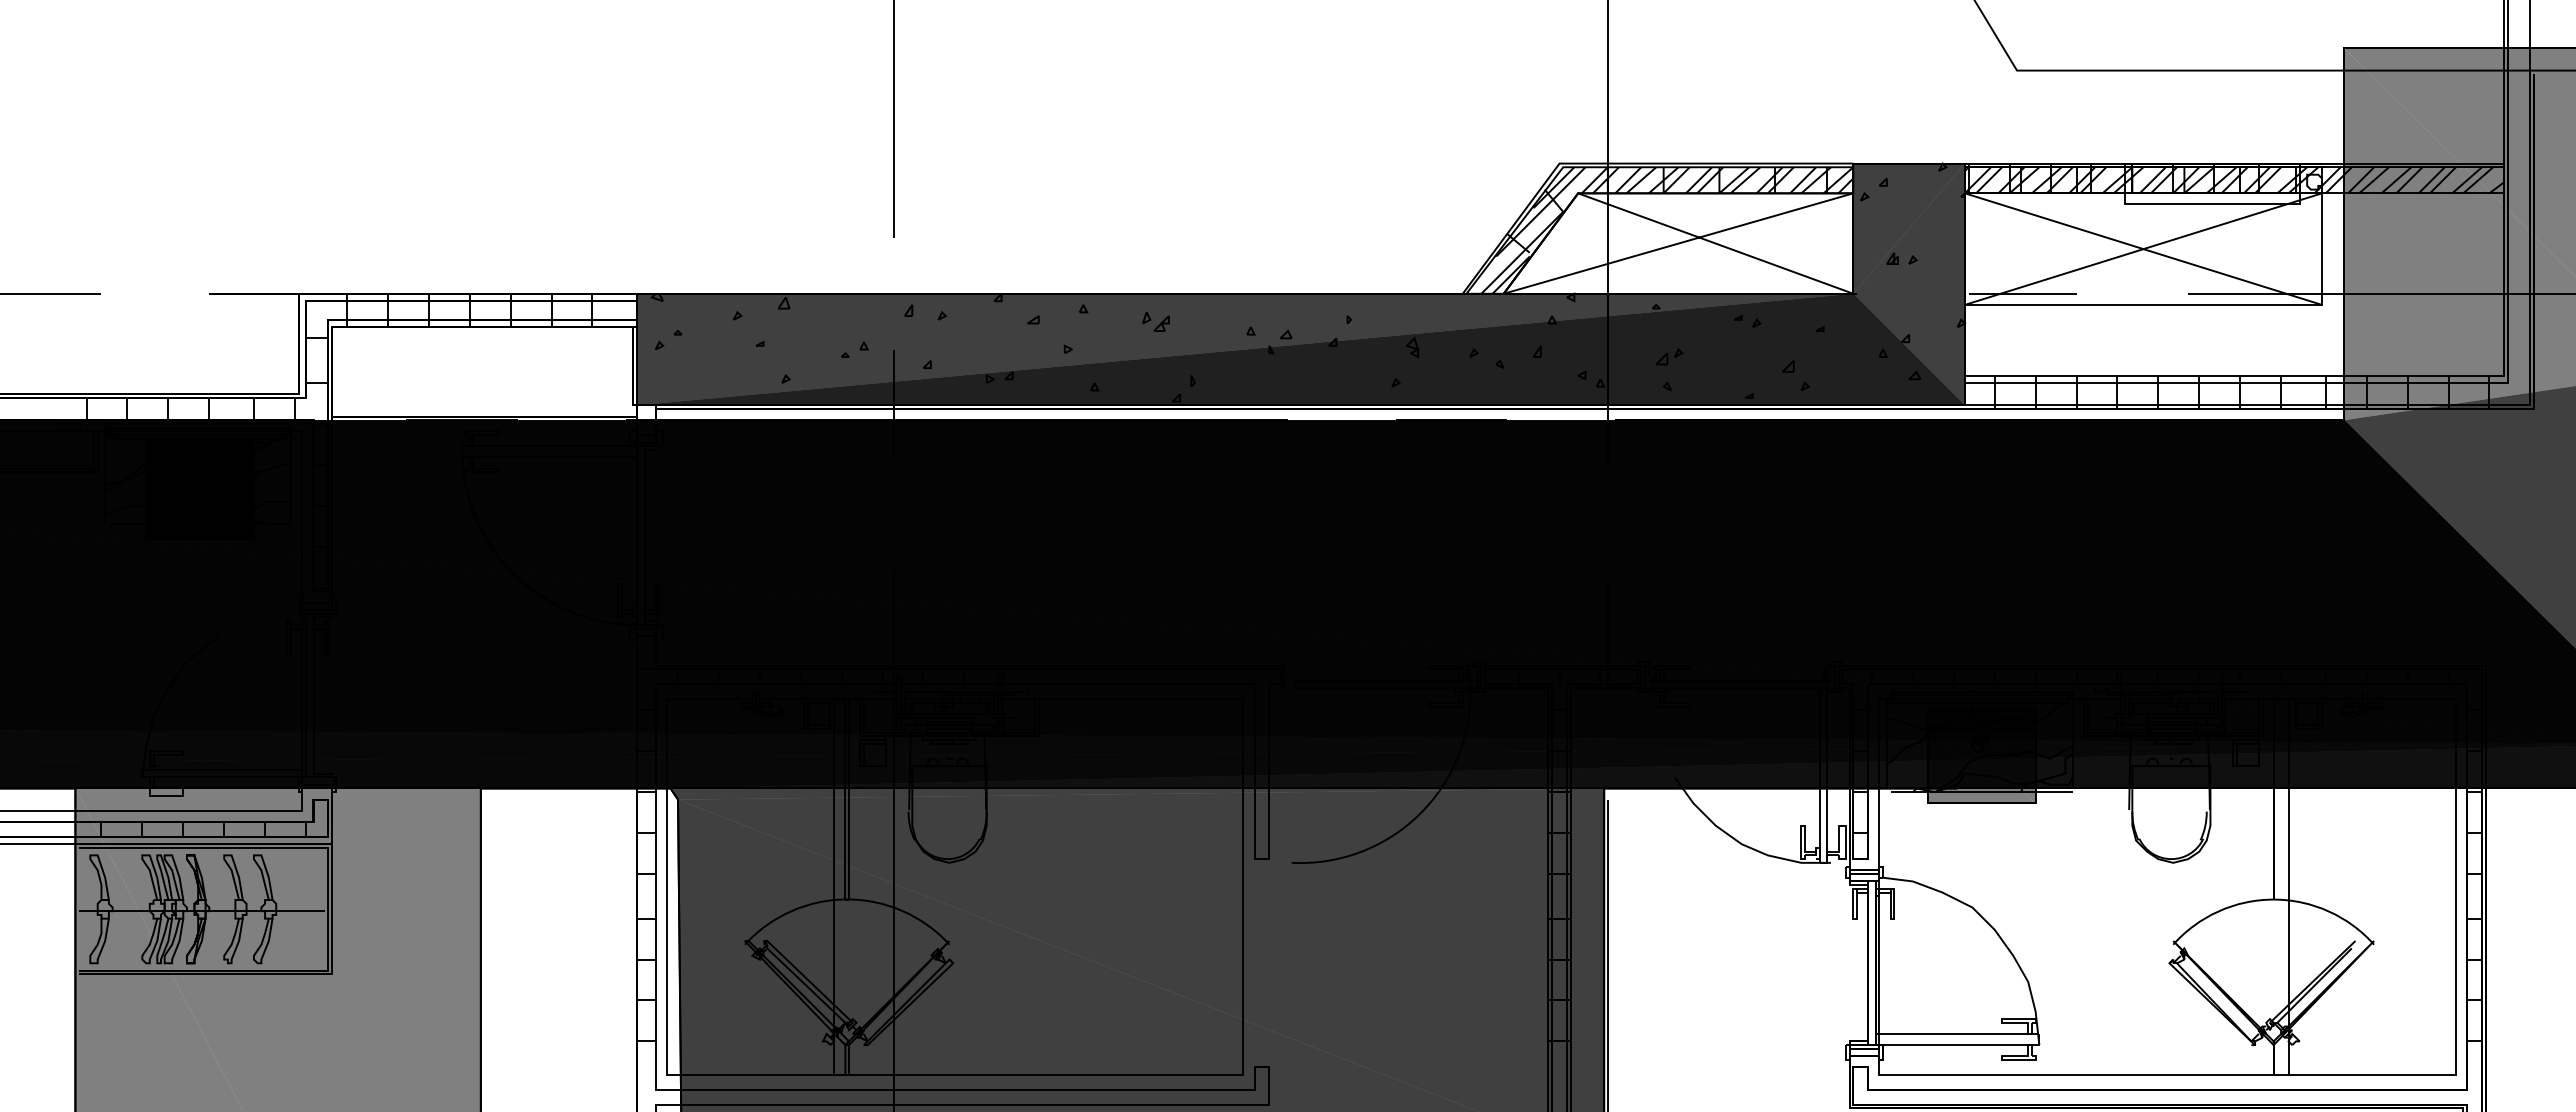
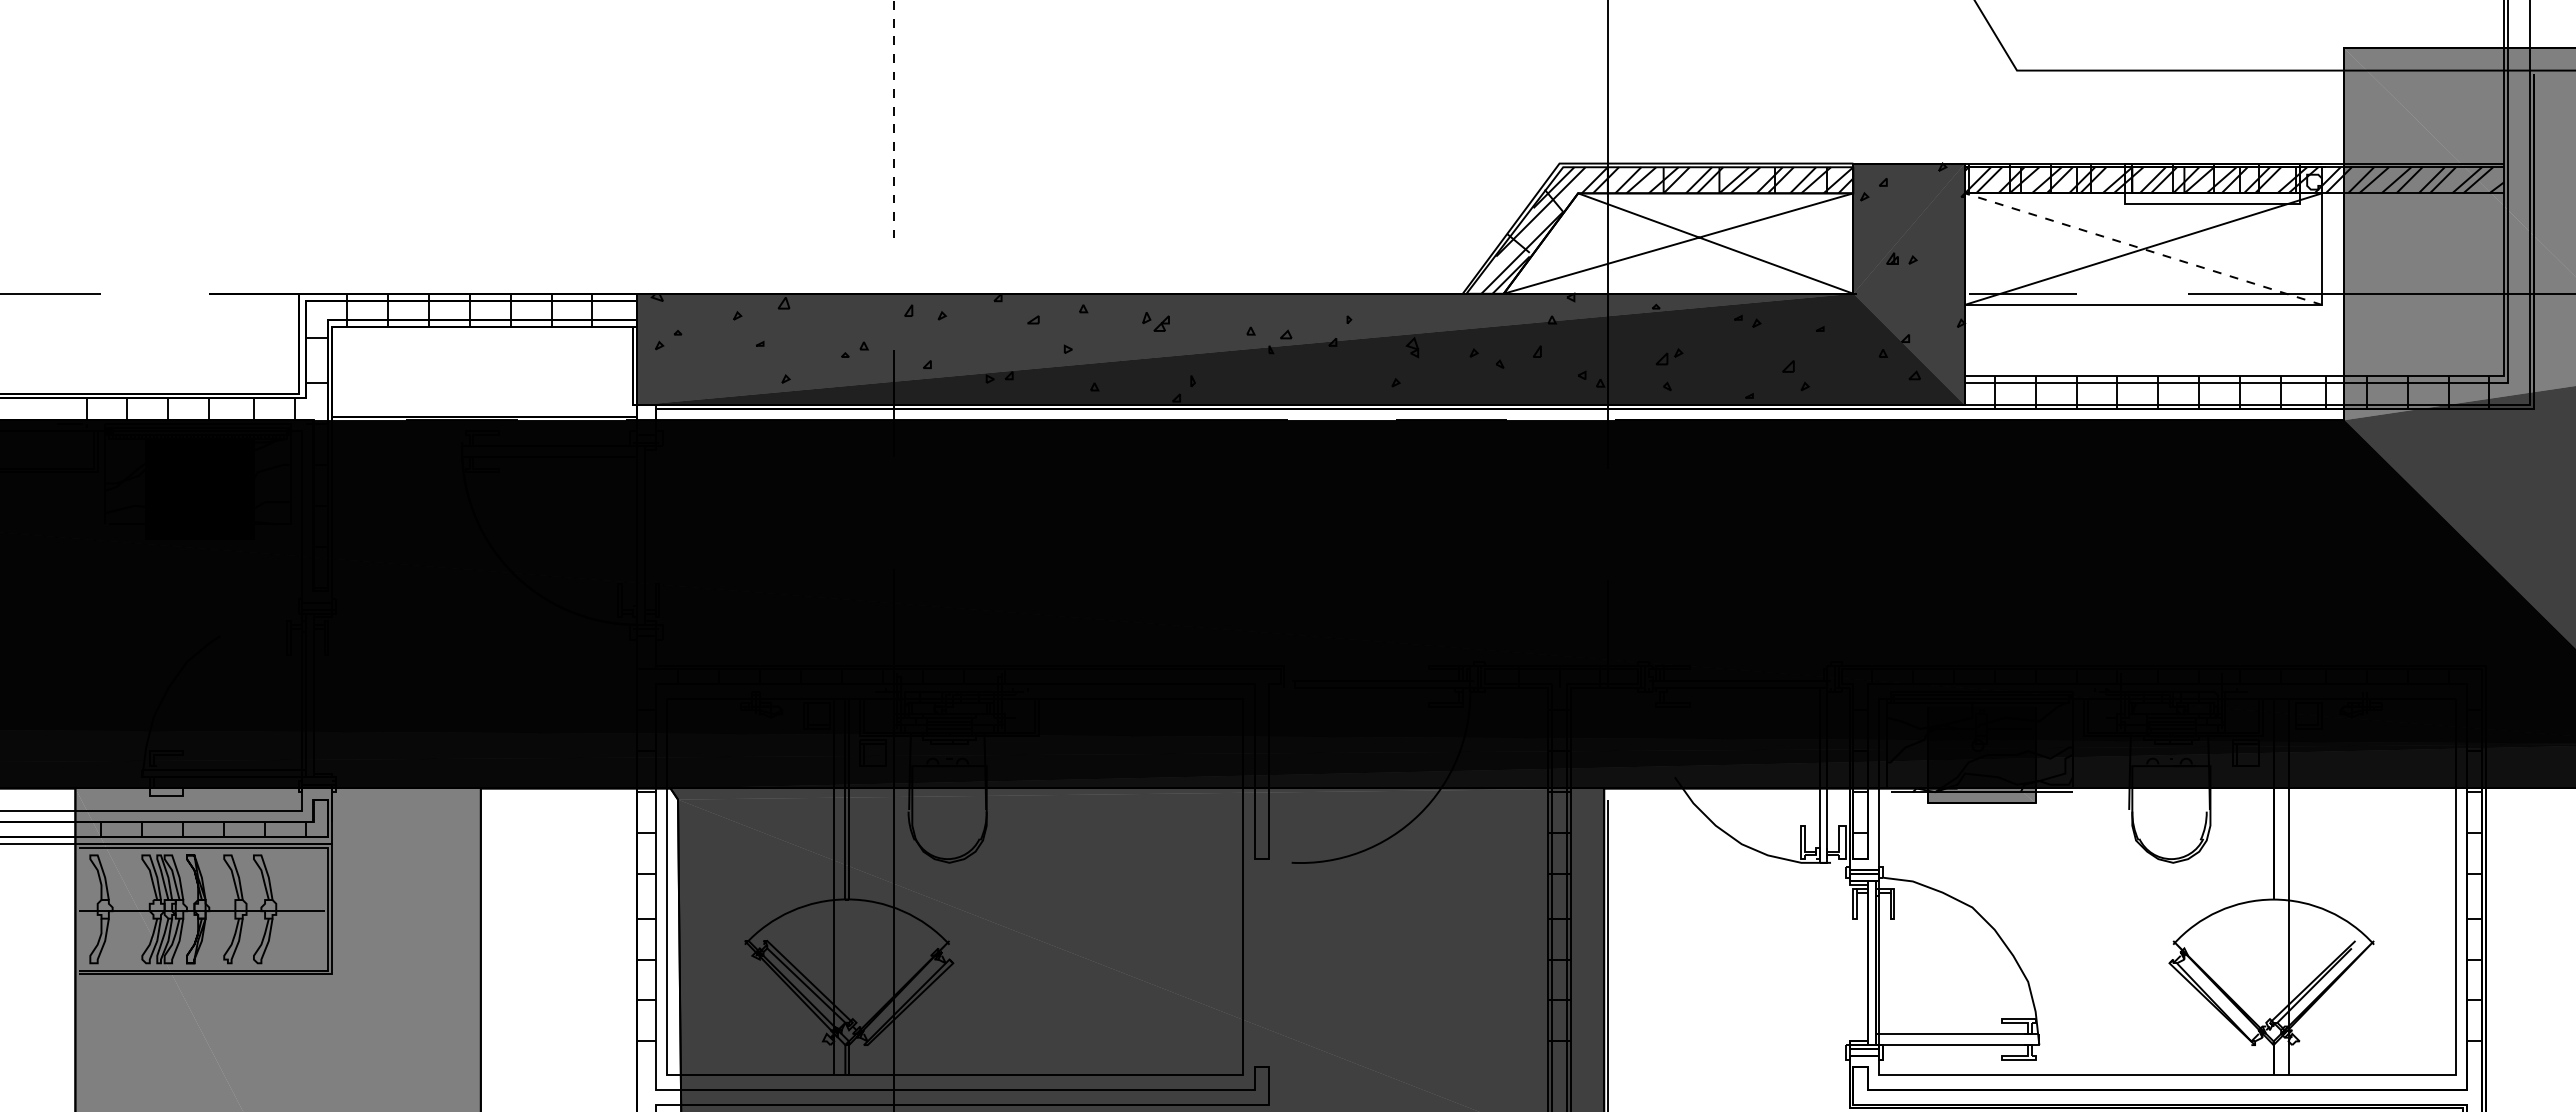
line: solid -> dashed (893, 119)
line: solid -> dashed (2143, 248)
